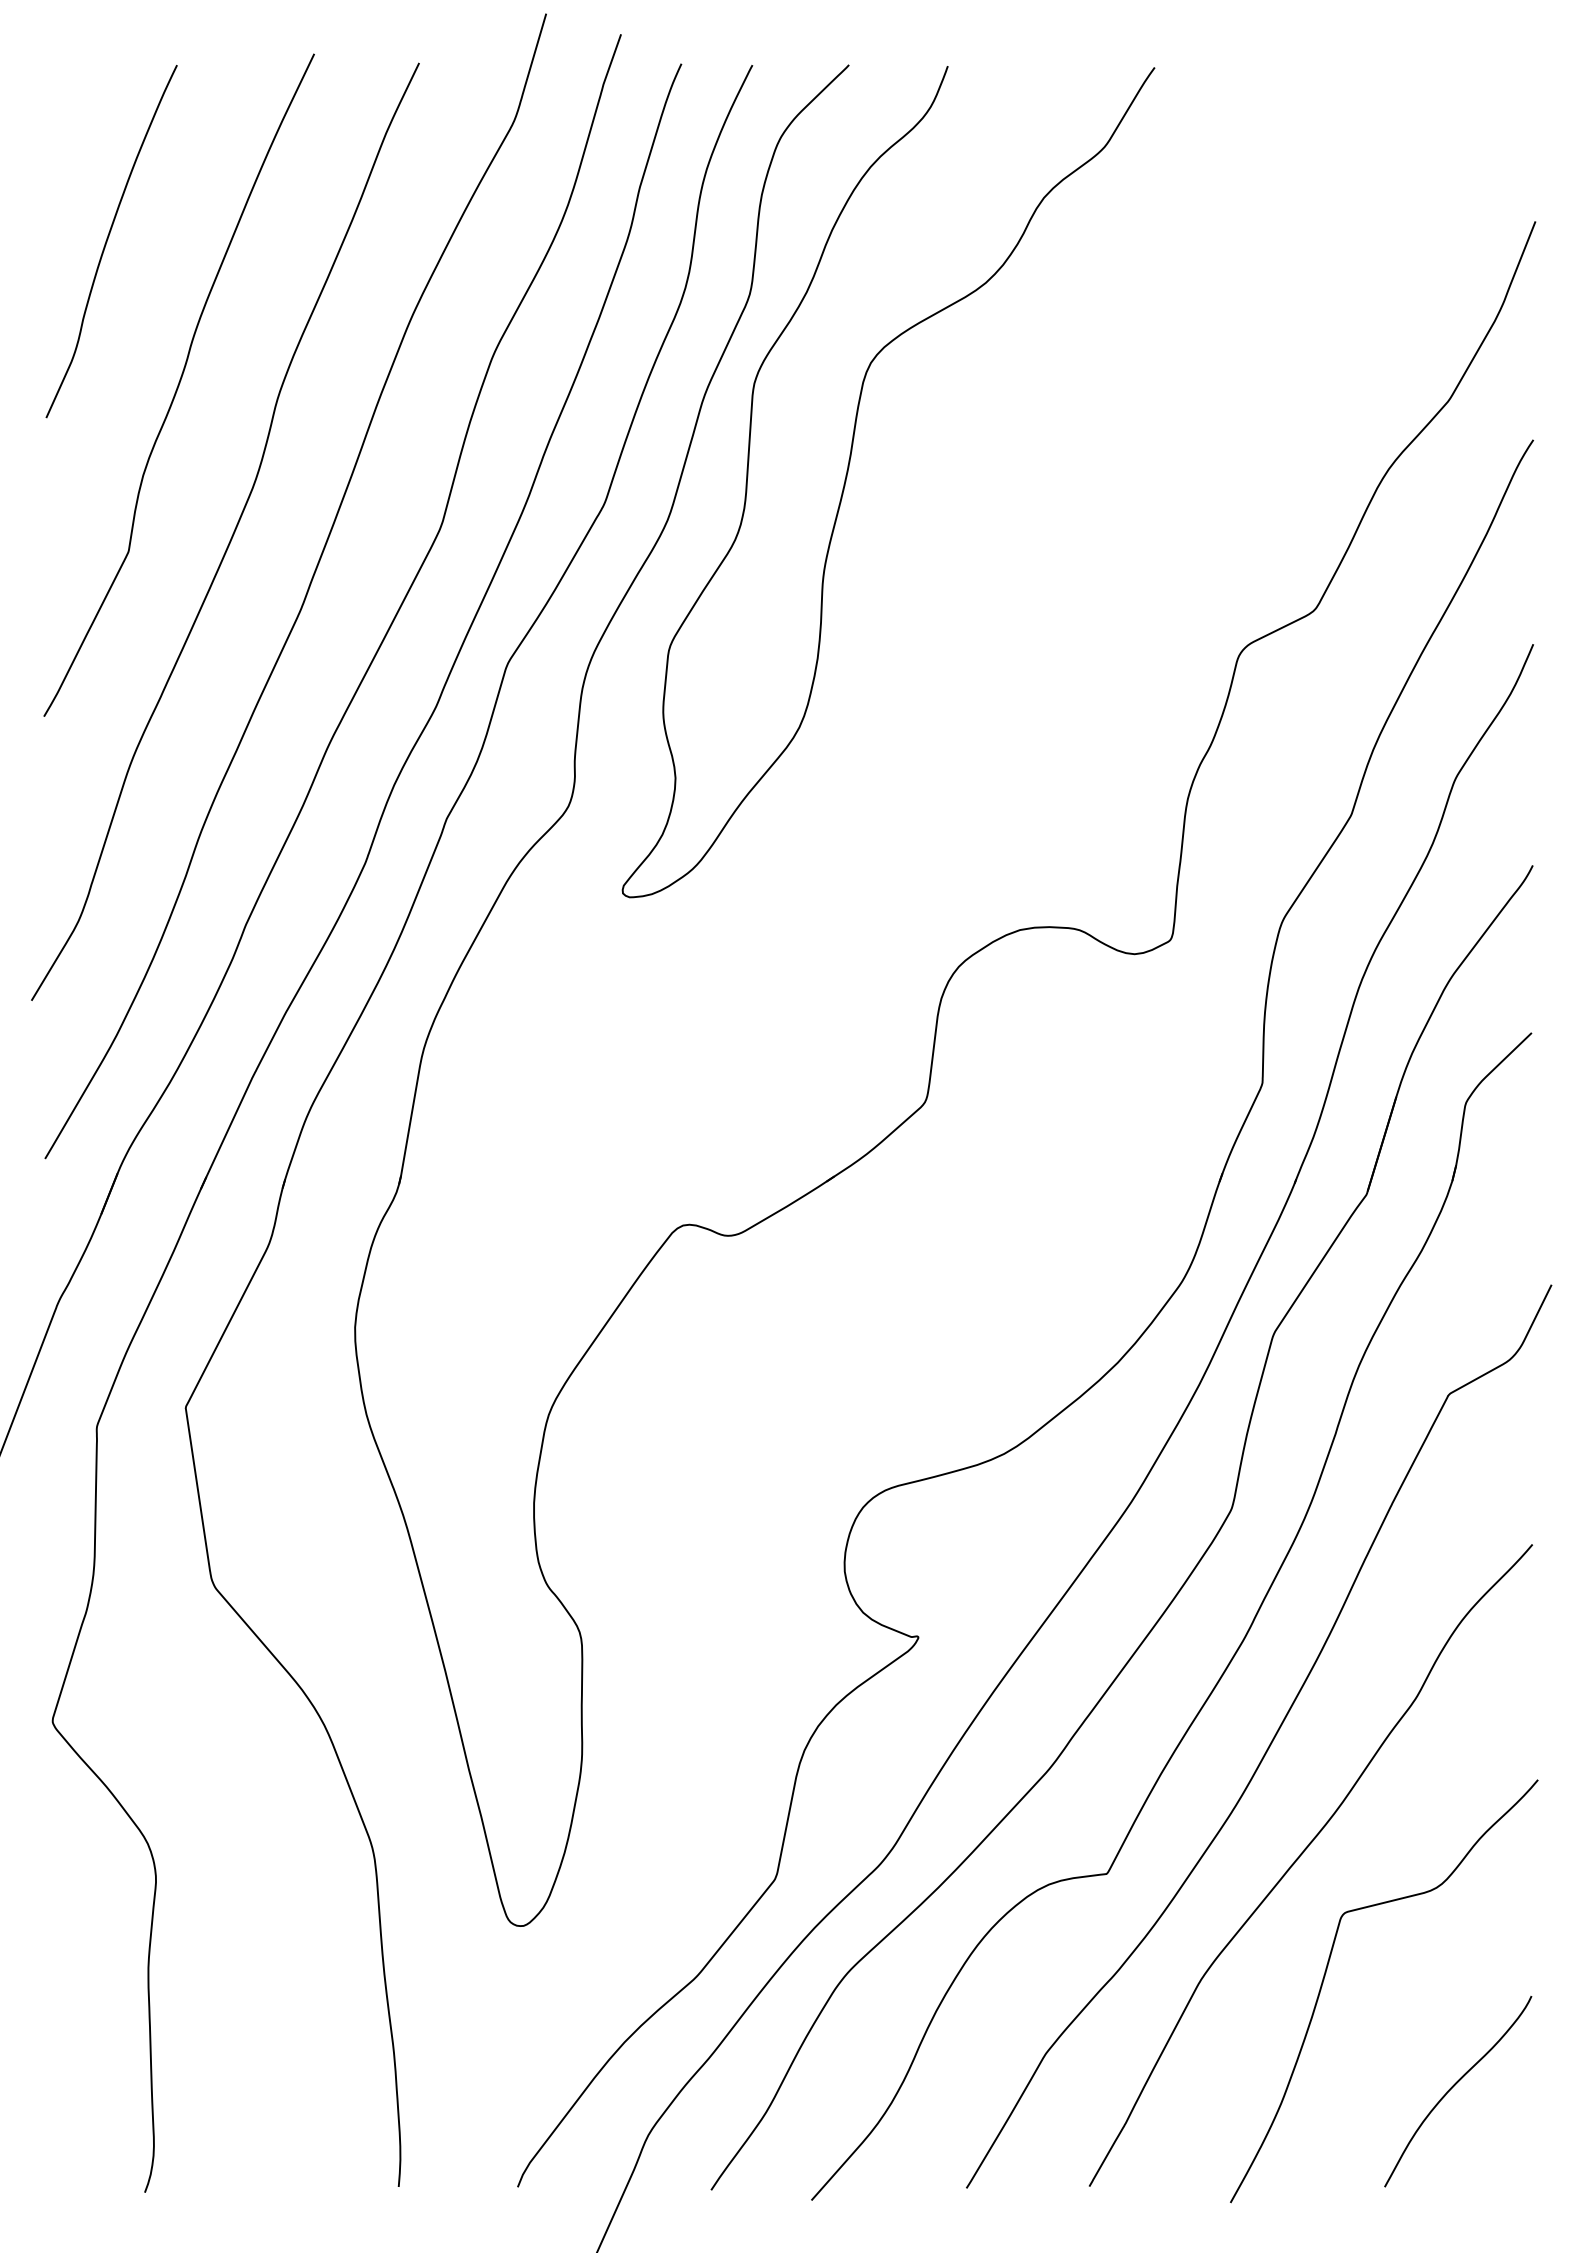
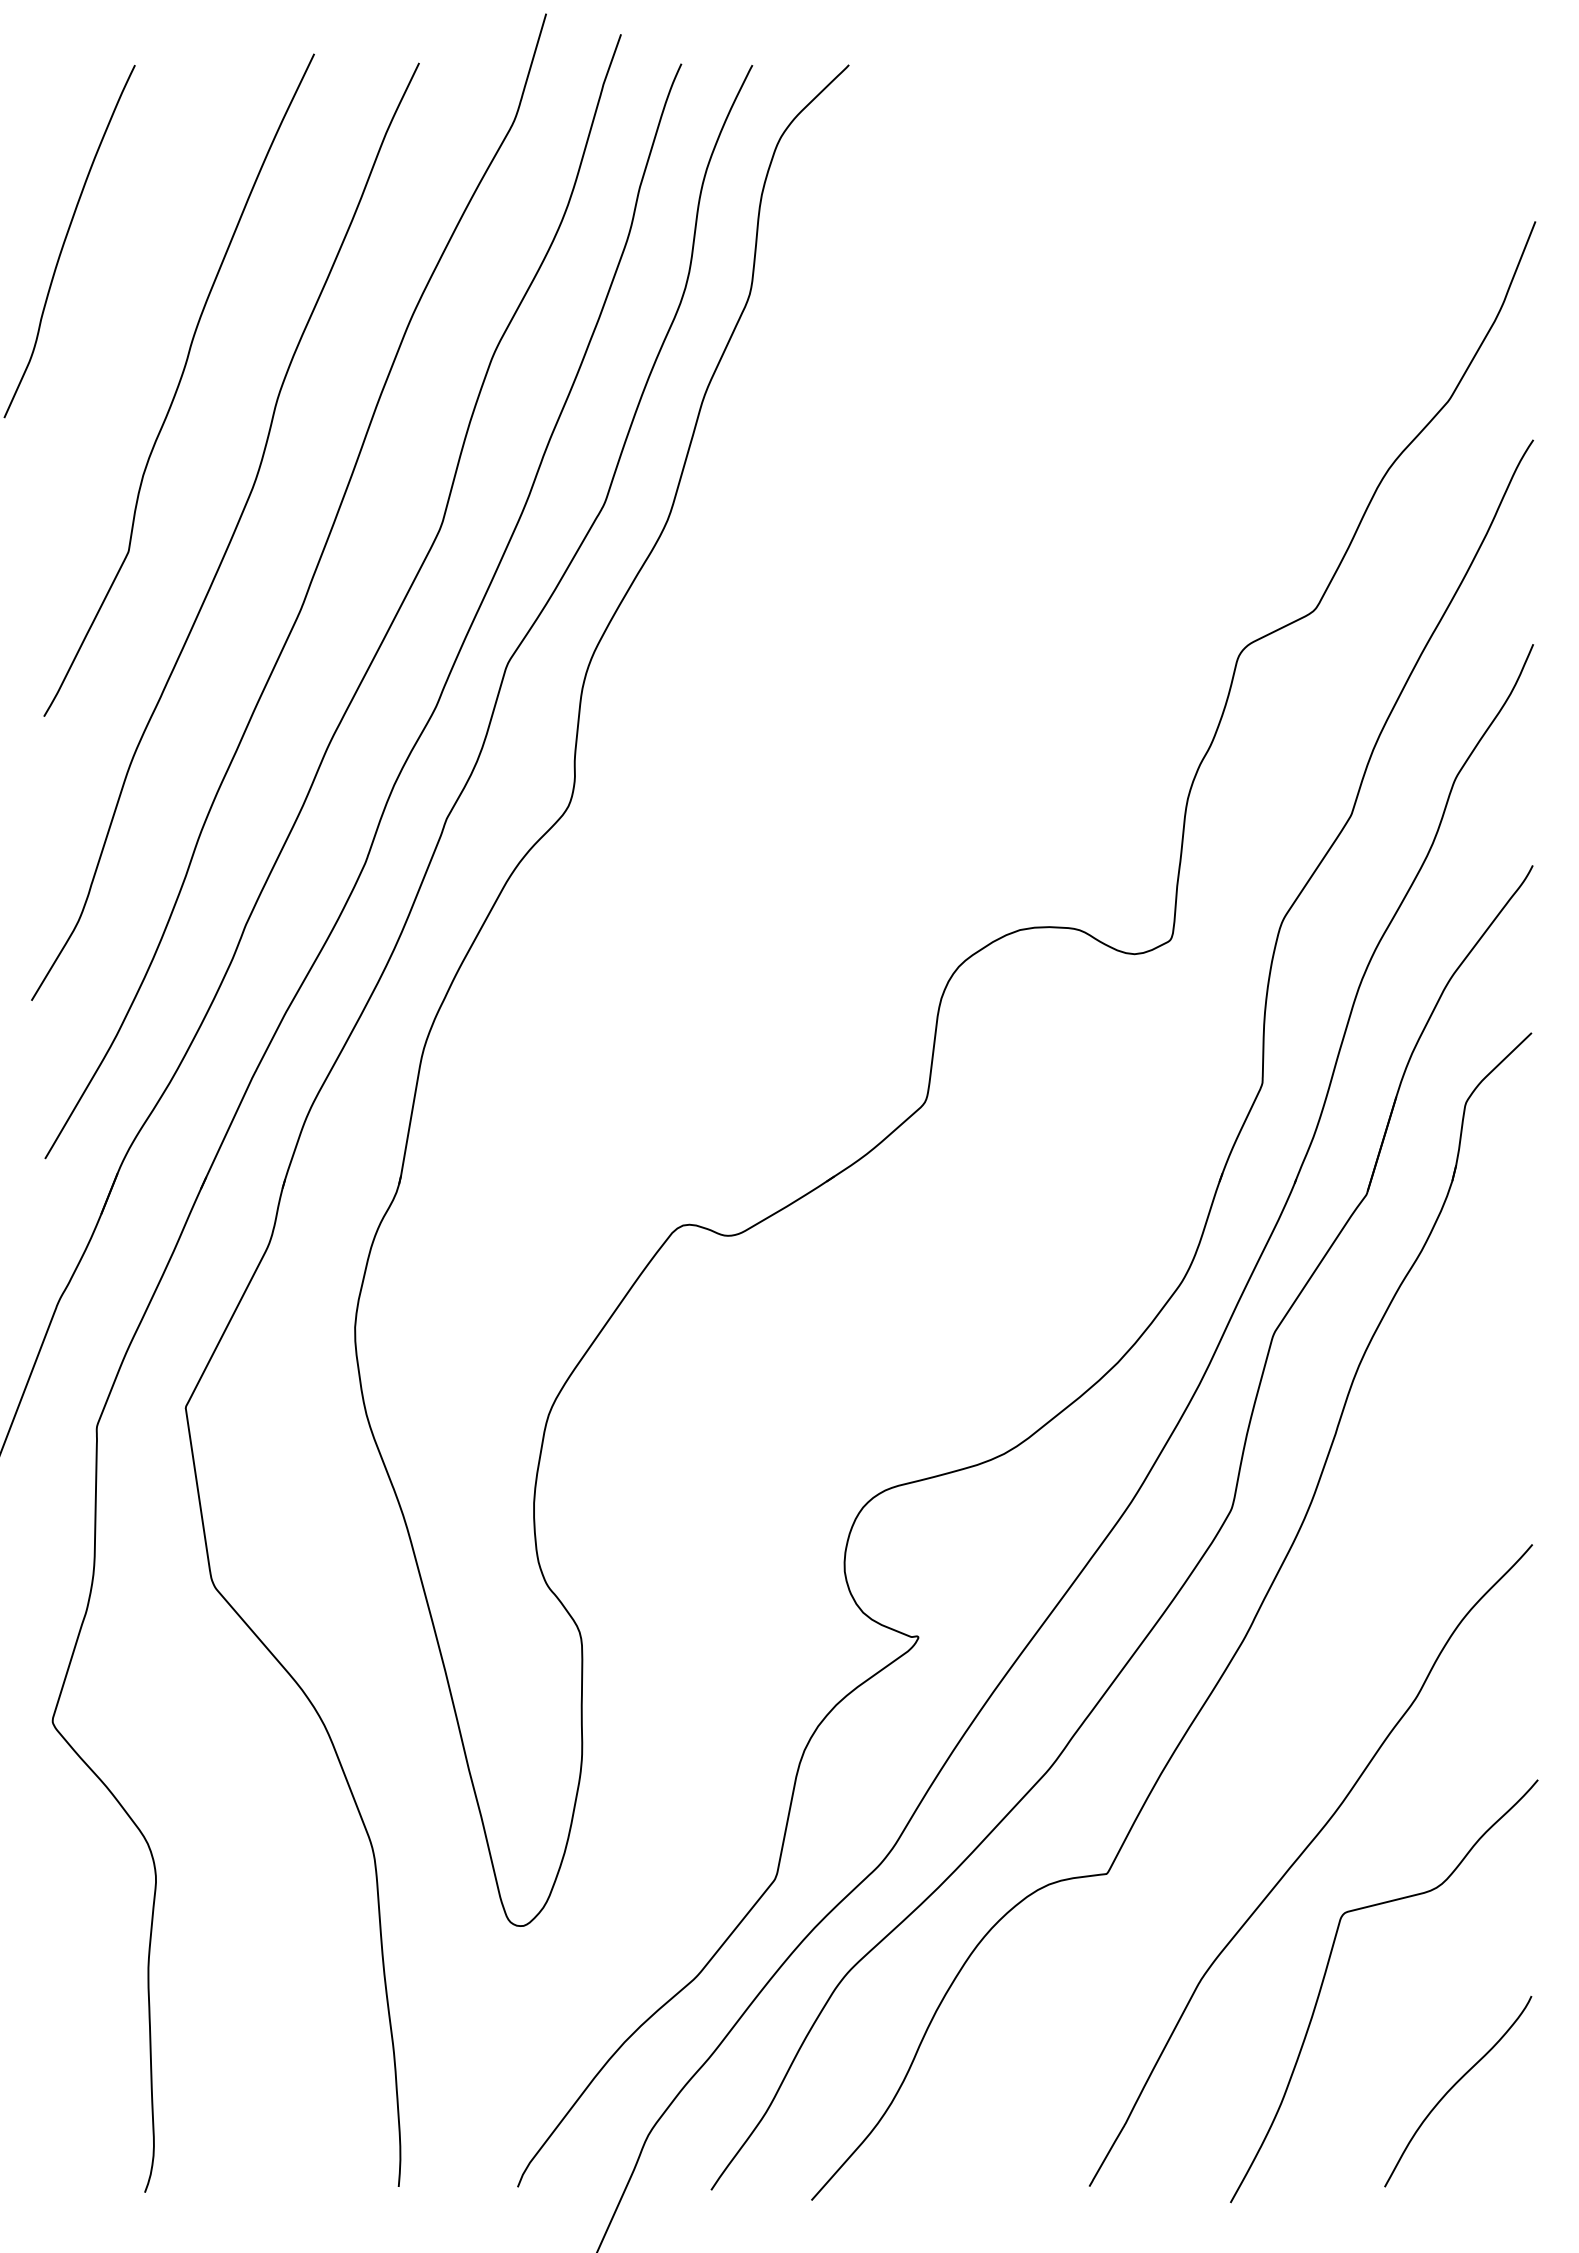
curve position: (108, 239) -> (66, 239) (66, 239)
curve: present -> none (848, 472)
curve: present -> none (1270, 1742)
